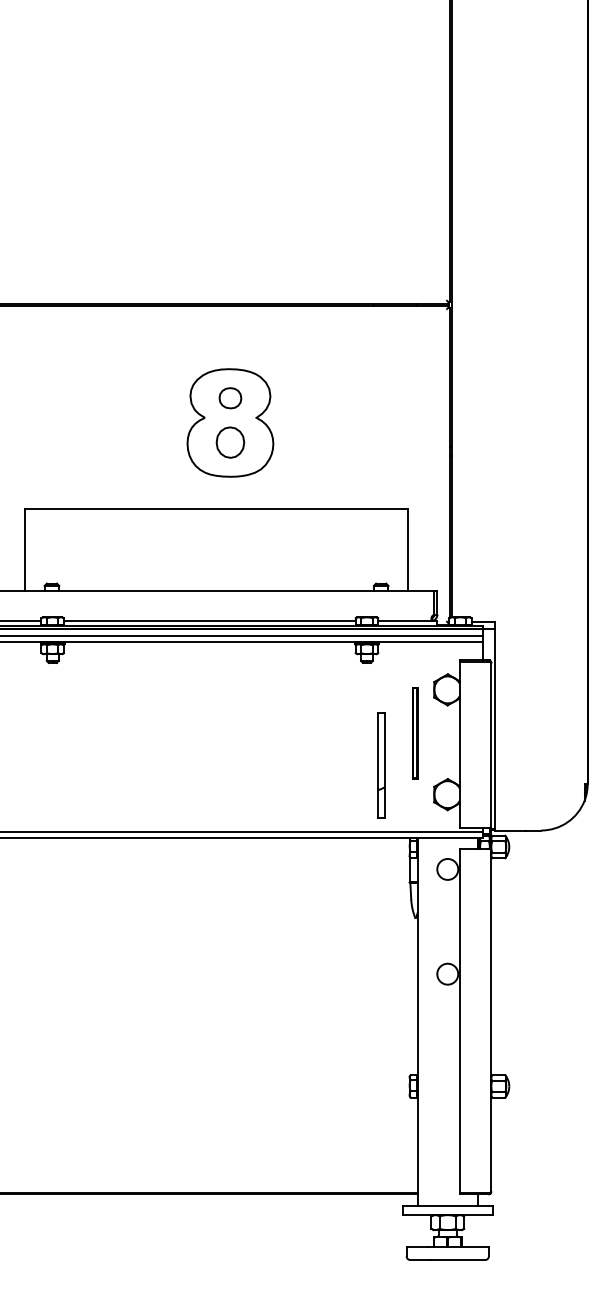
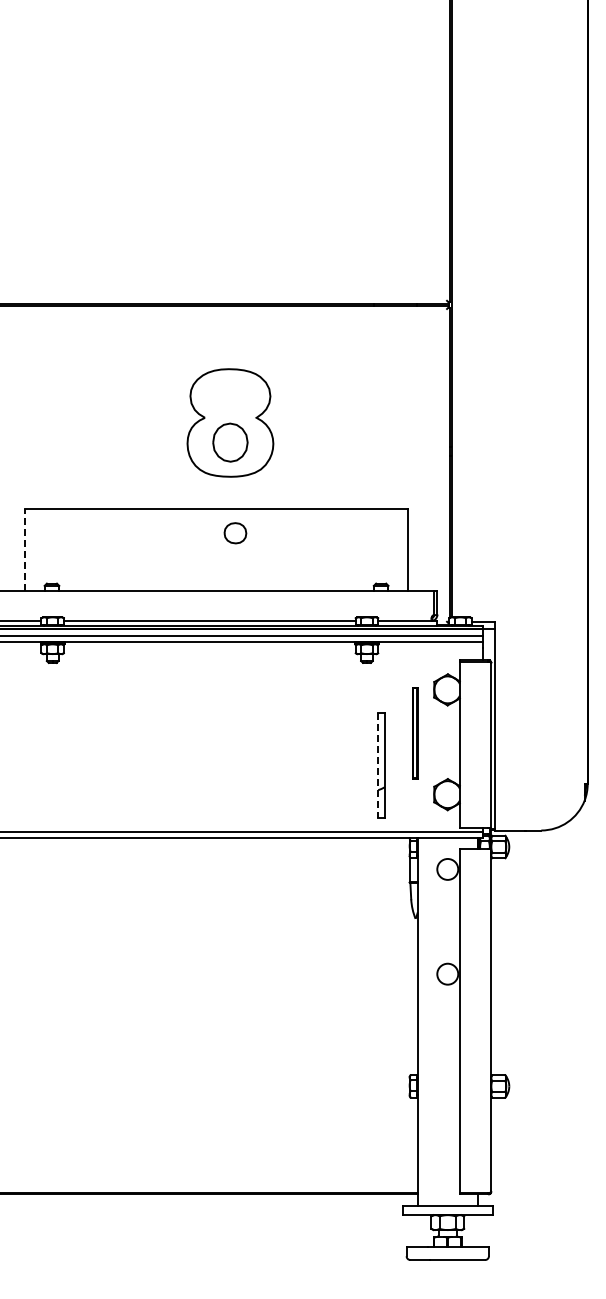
part position: (230, 398) -> (235, 533) (235, 533)
part size: 31x33 px -> 37x41 px (230, 442)
line: solid -> dashed (25, 549)
line: solid -> dashed (378, 765)
